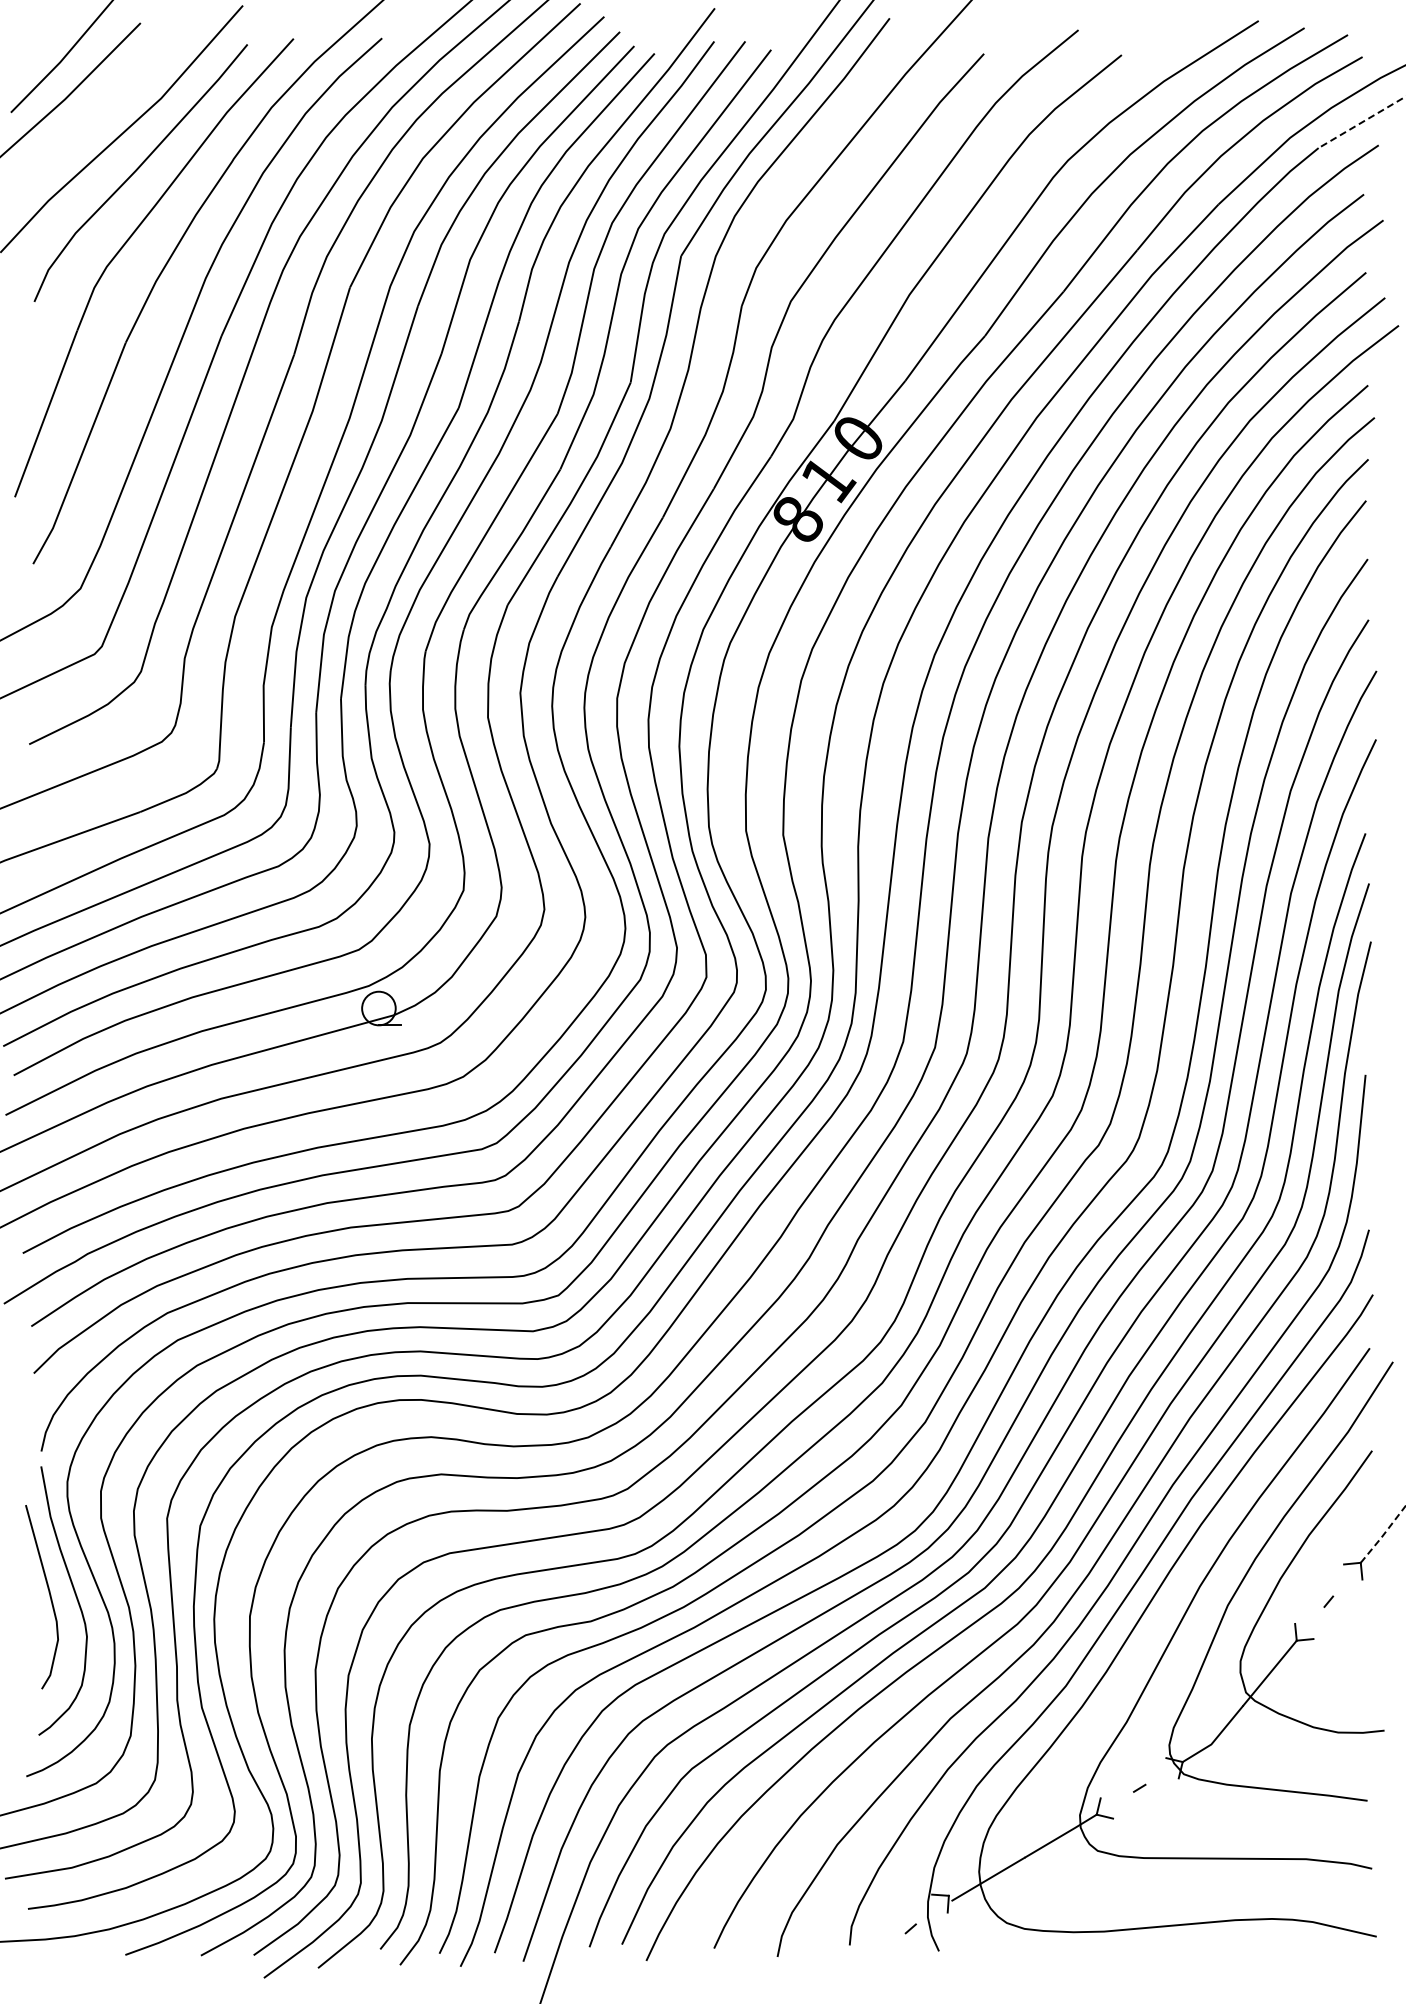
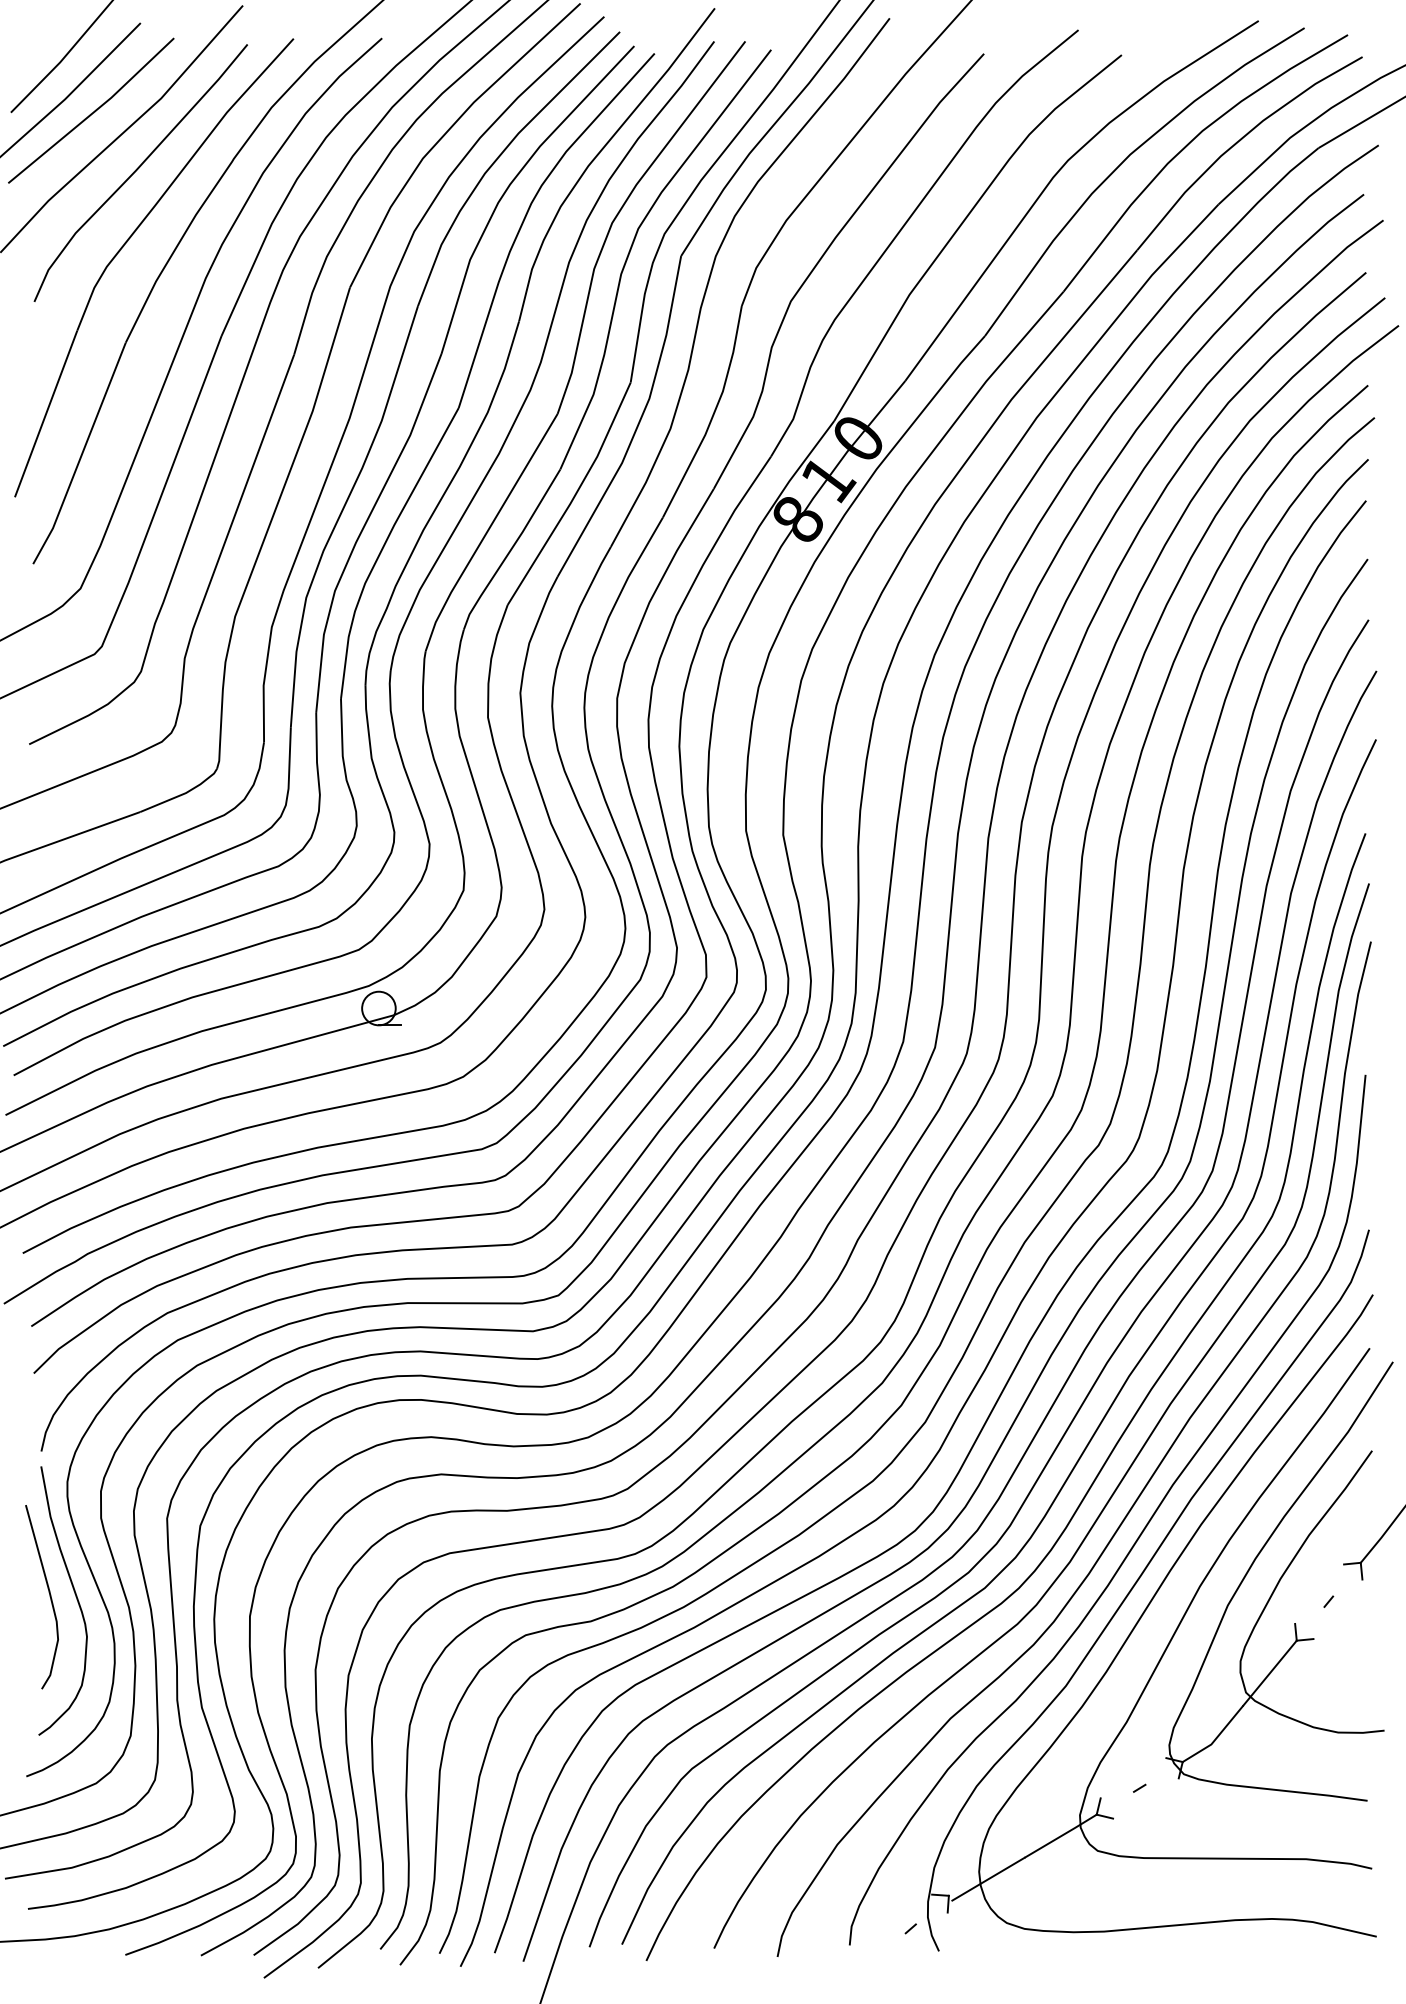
line: none -> present (93, 111)
line: dashed -> solid (1362, 122)
line: dashed -> solid (1383, 1535)
